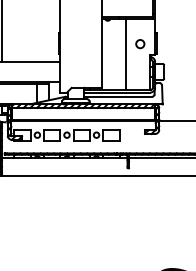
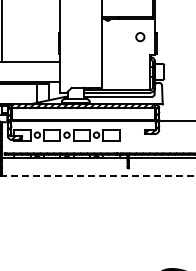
circle position: (140, 44) -> (140, 37) (140, 37)
line: present -> none (125, 54)
line: solid -> dashed (97, 176)
